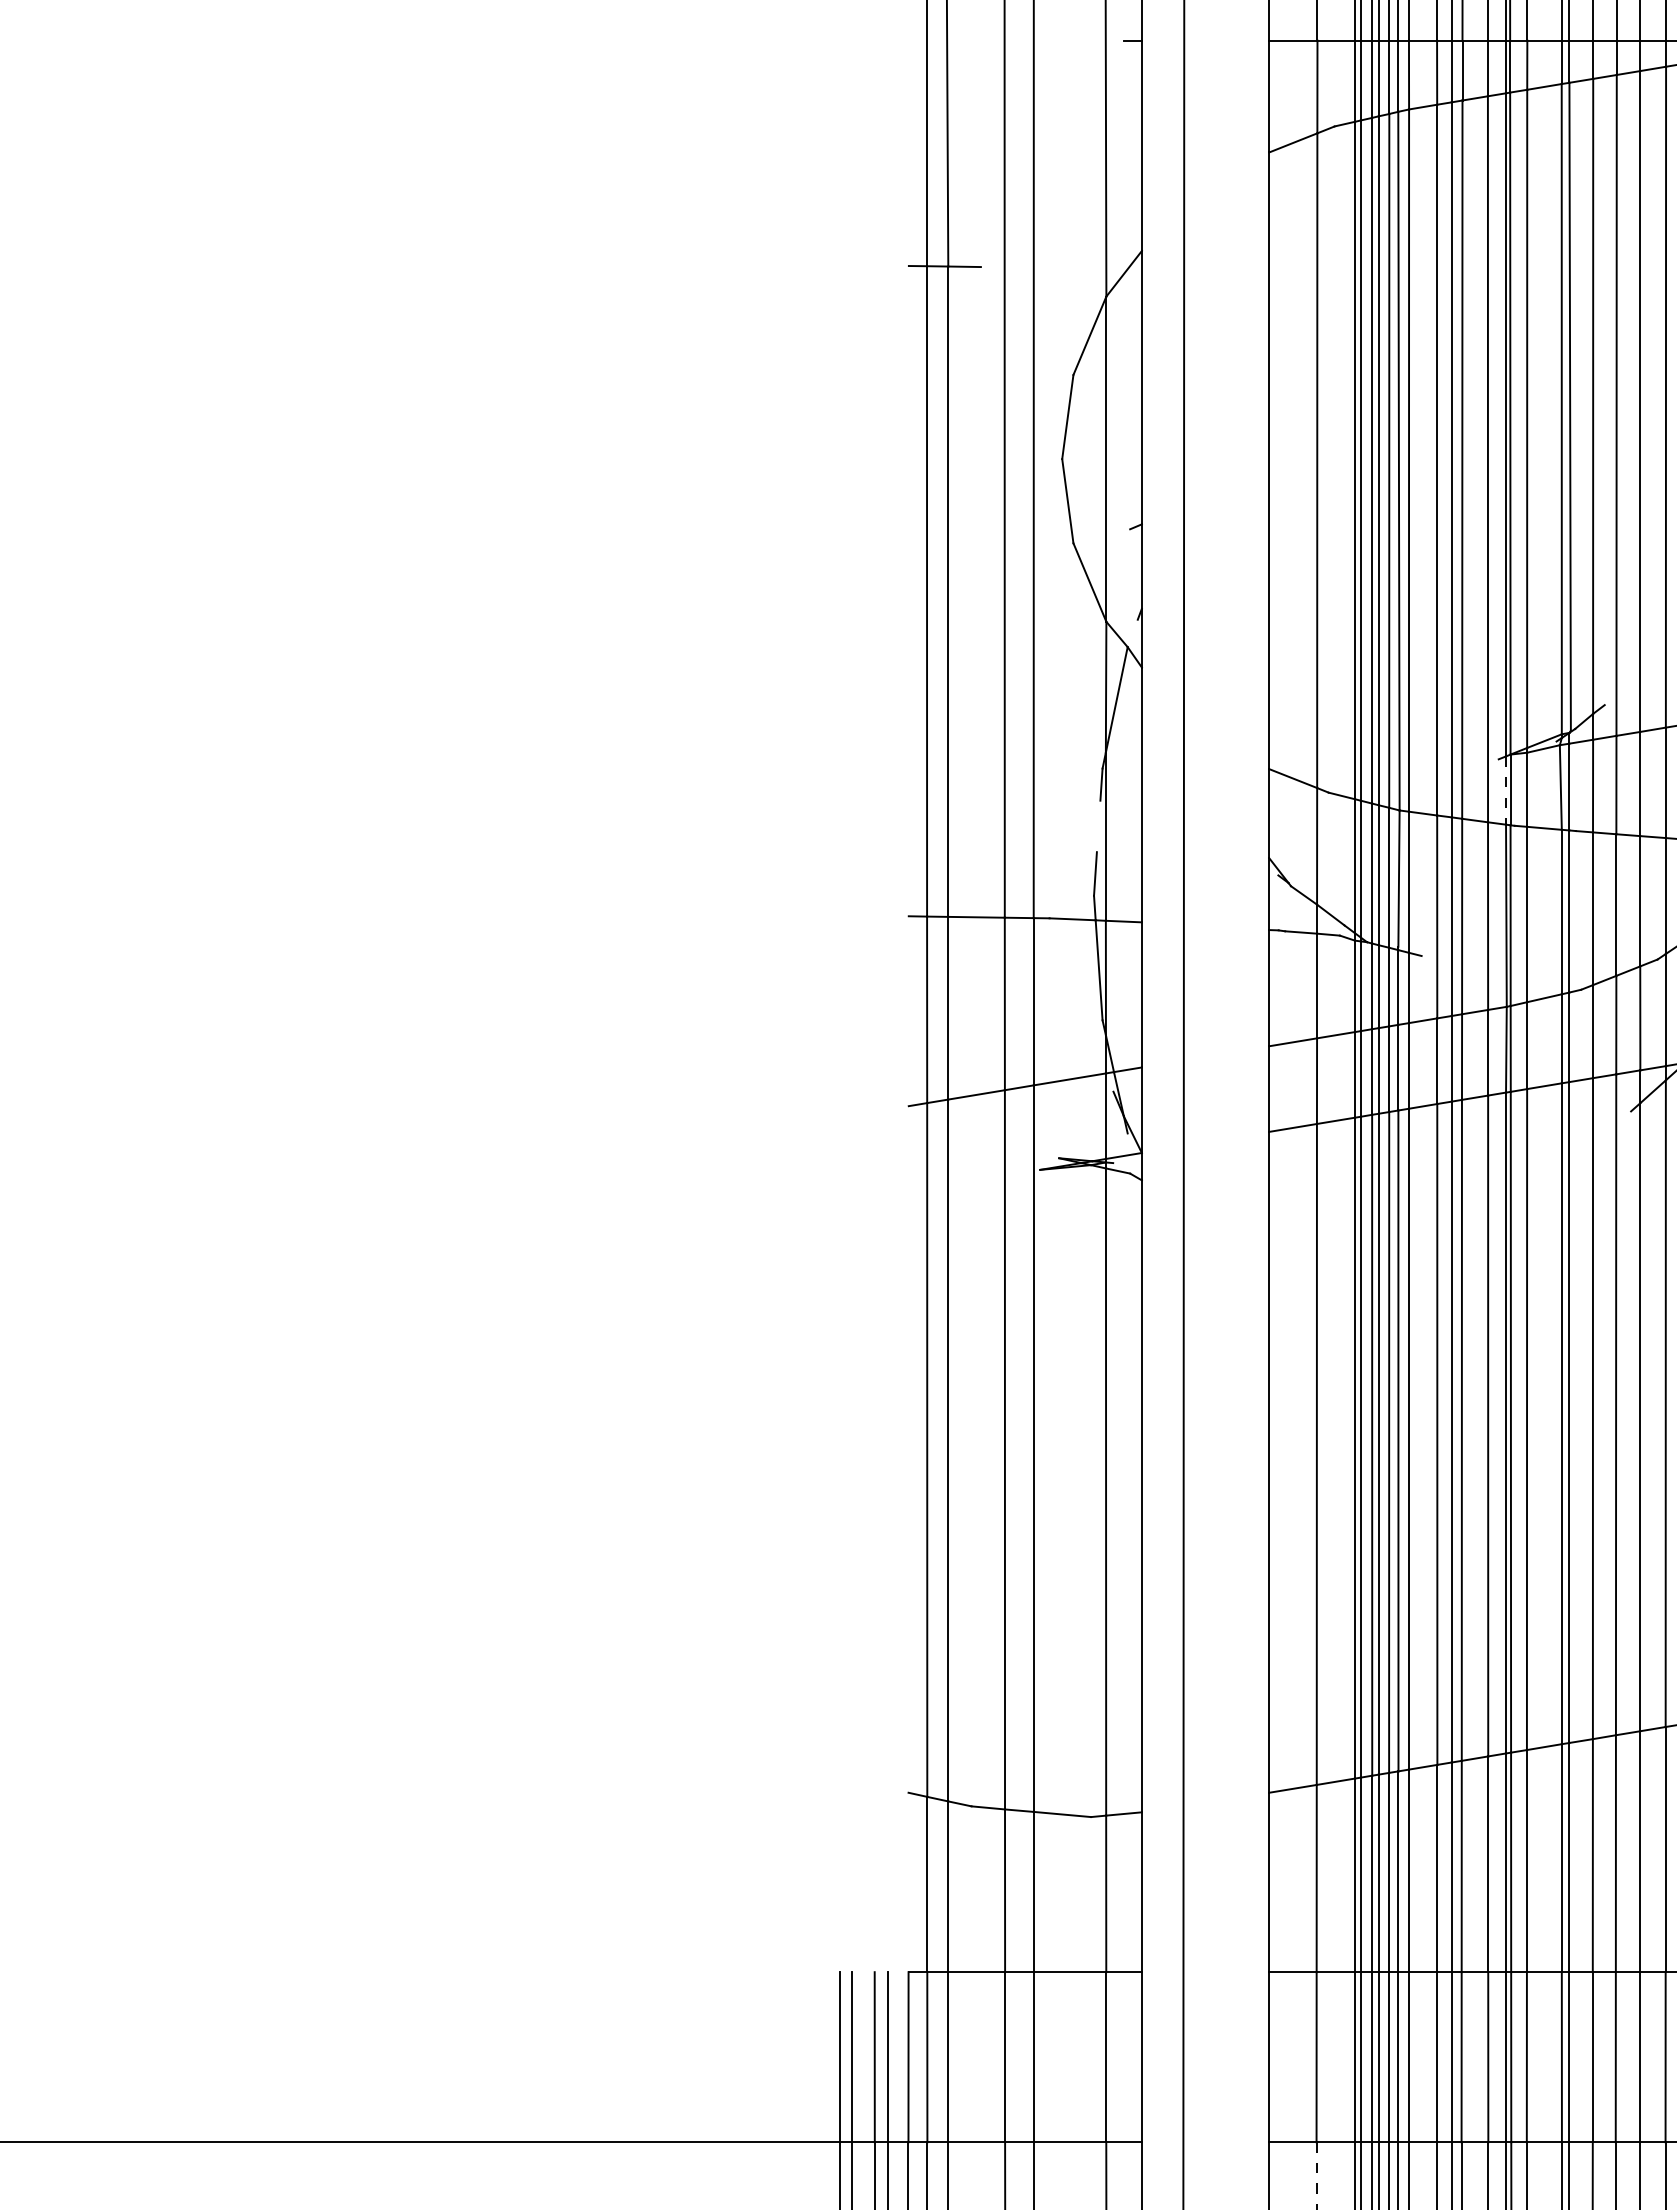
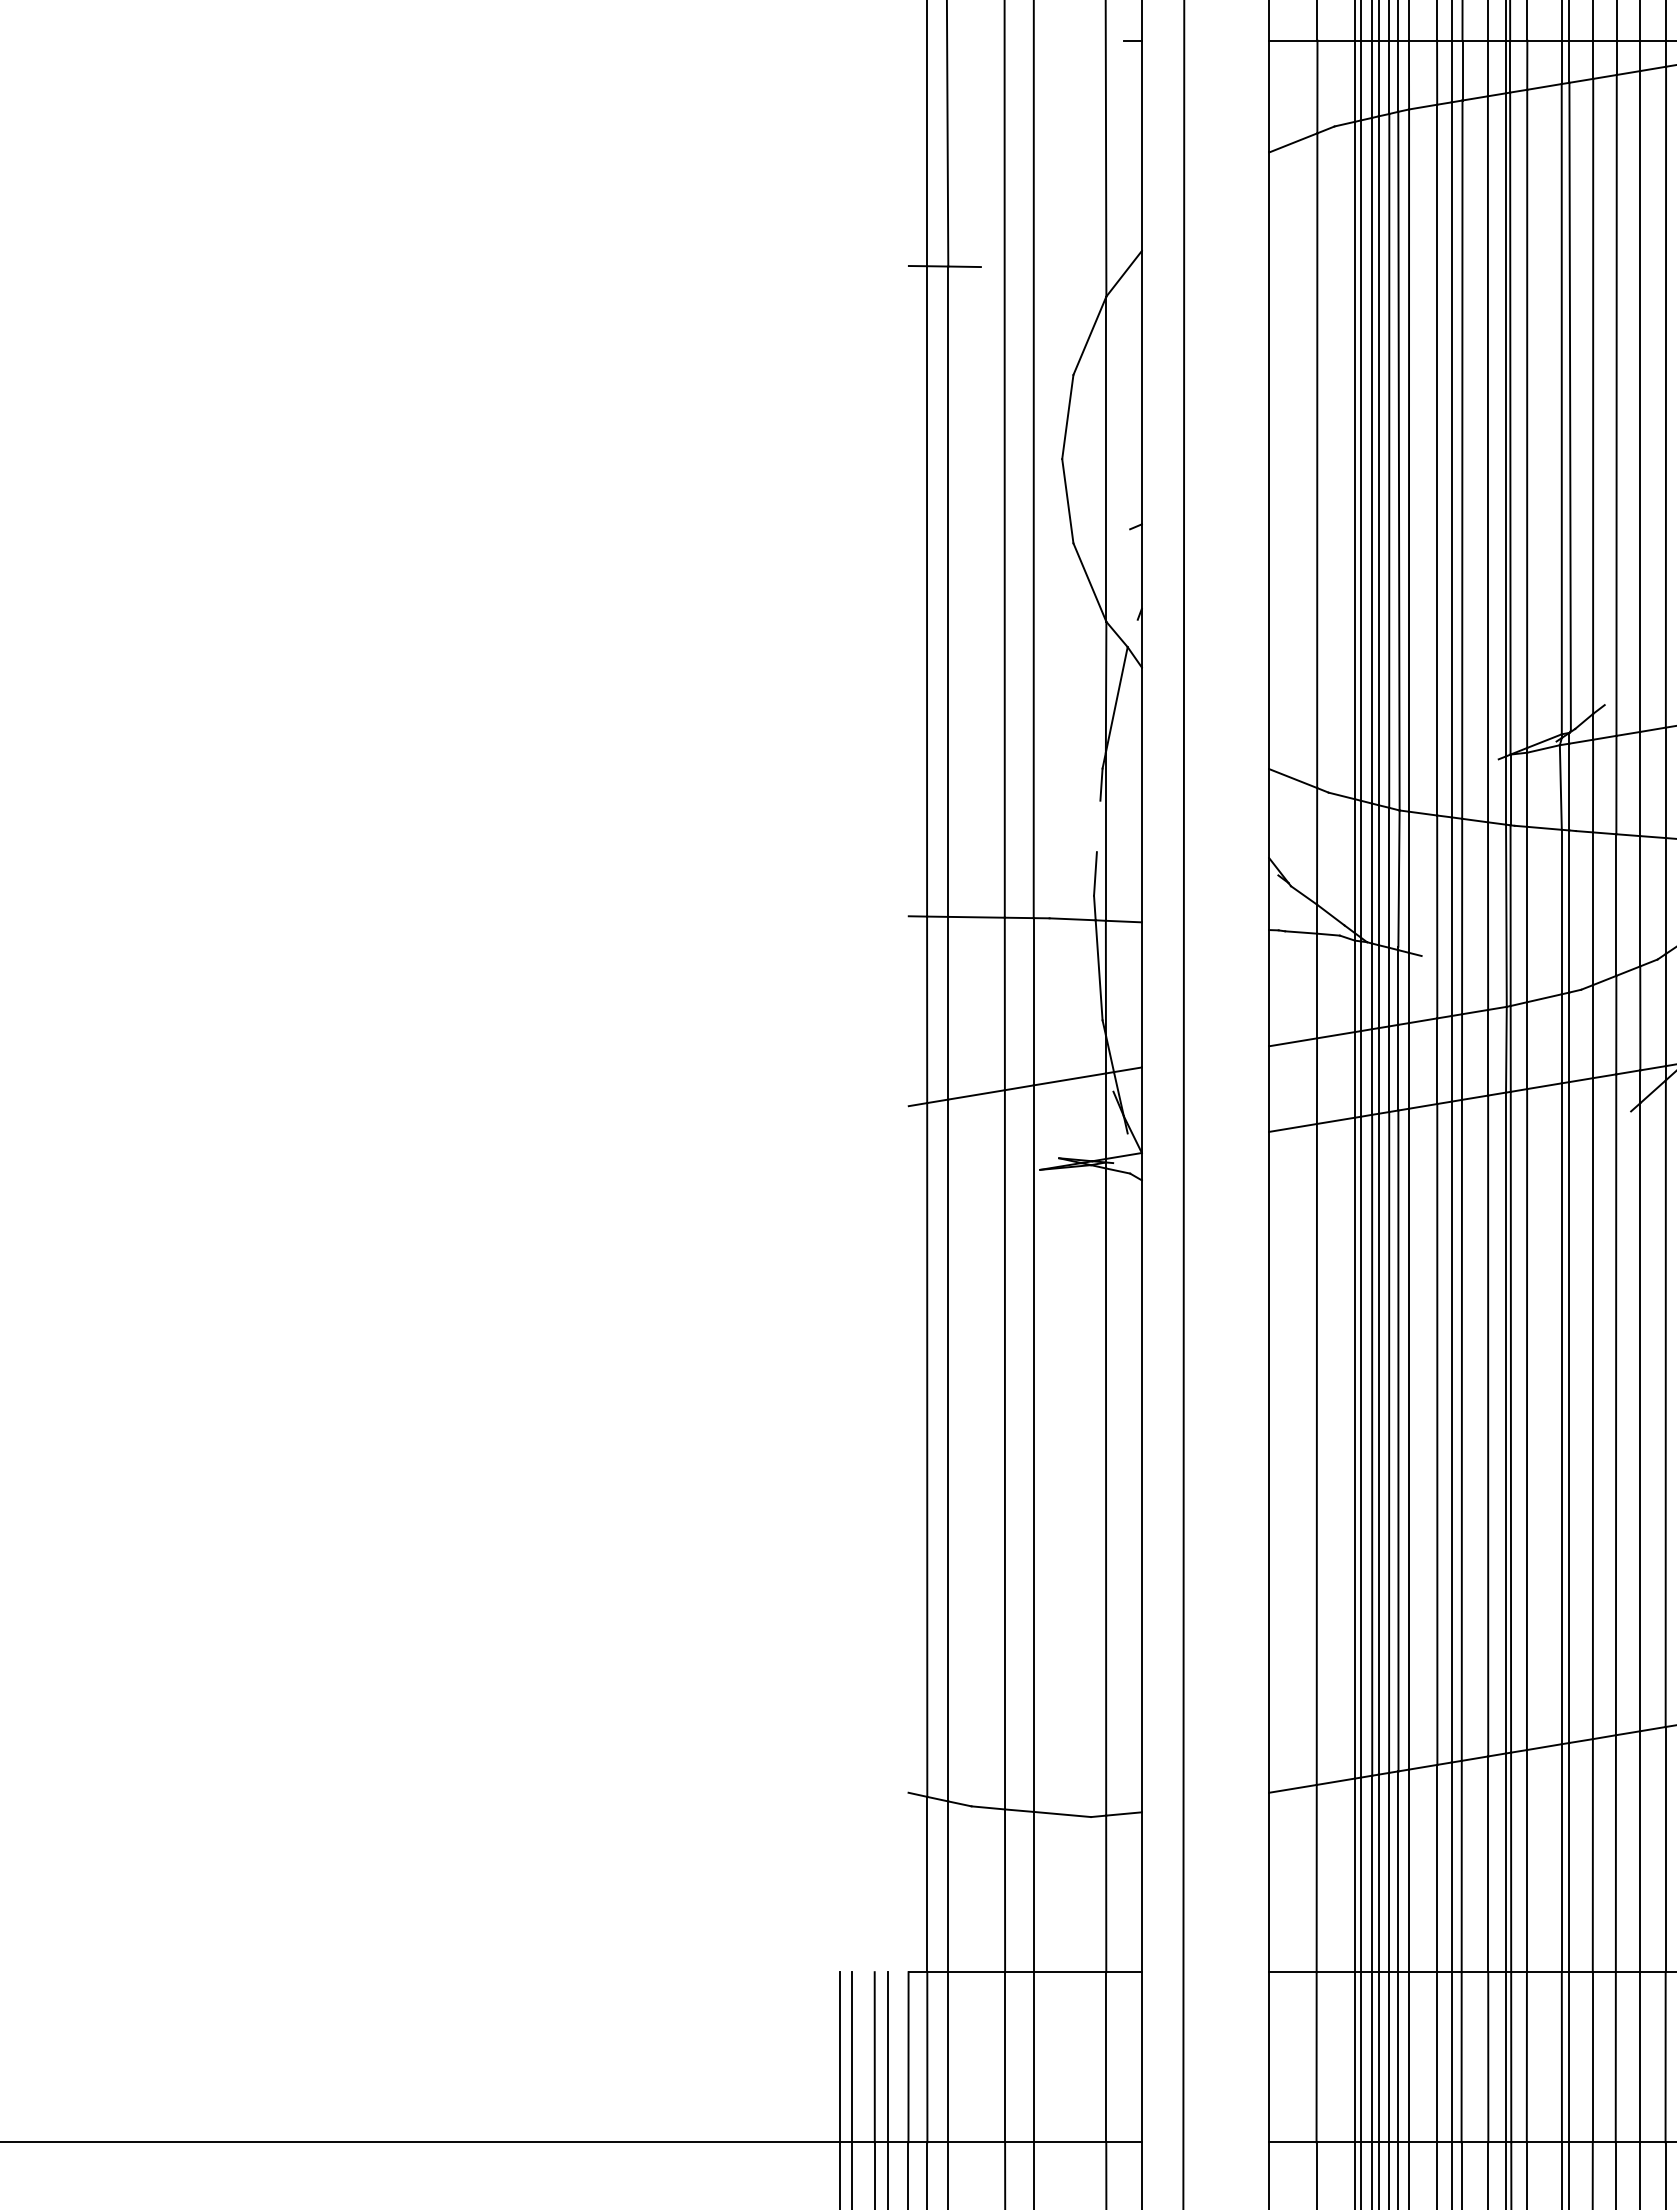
line: dashed -> solid (1506, 791)
line: dashed -> solid (1316, 2176)
